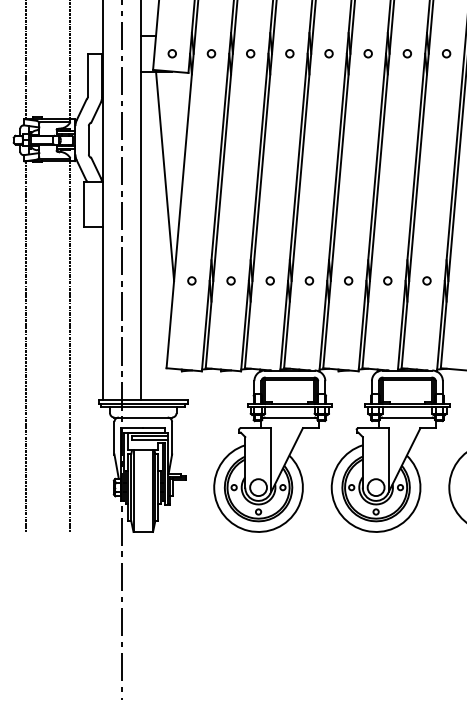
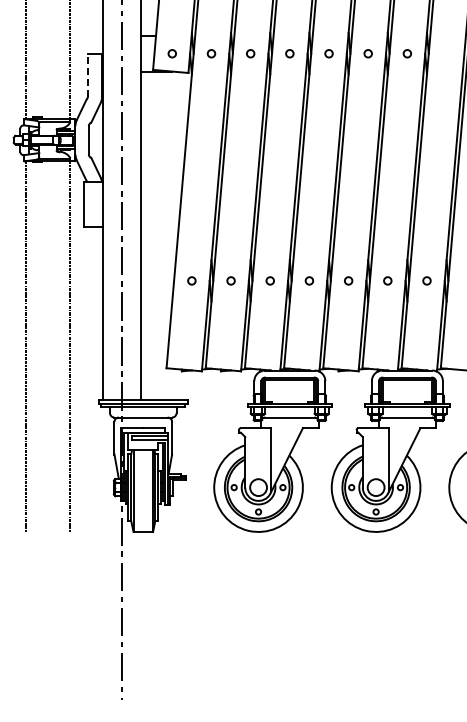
circle: present -> none (446, 53)
line: solid -> dashed (87, 75)
line: present -> none (165, 175)
